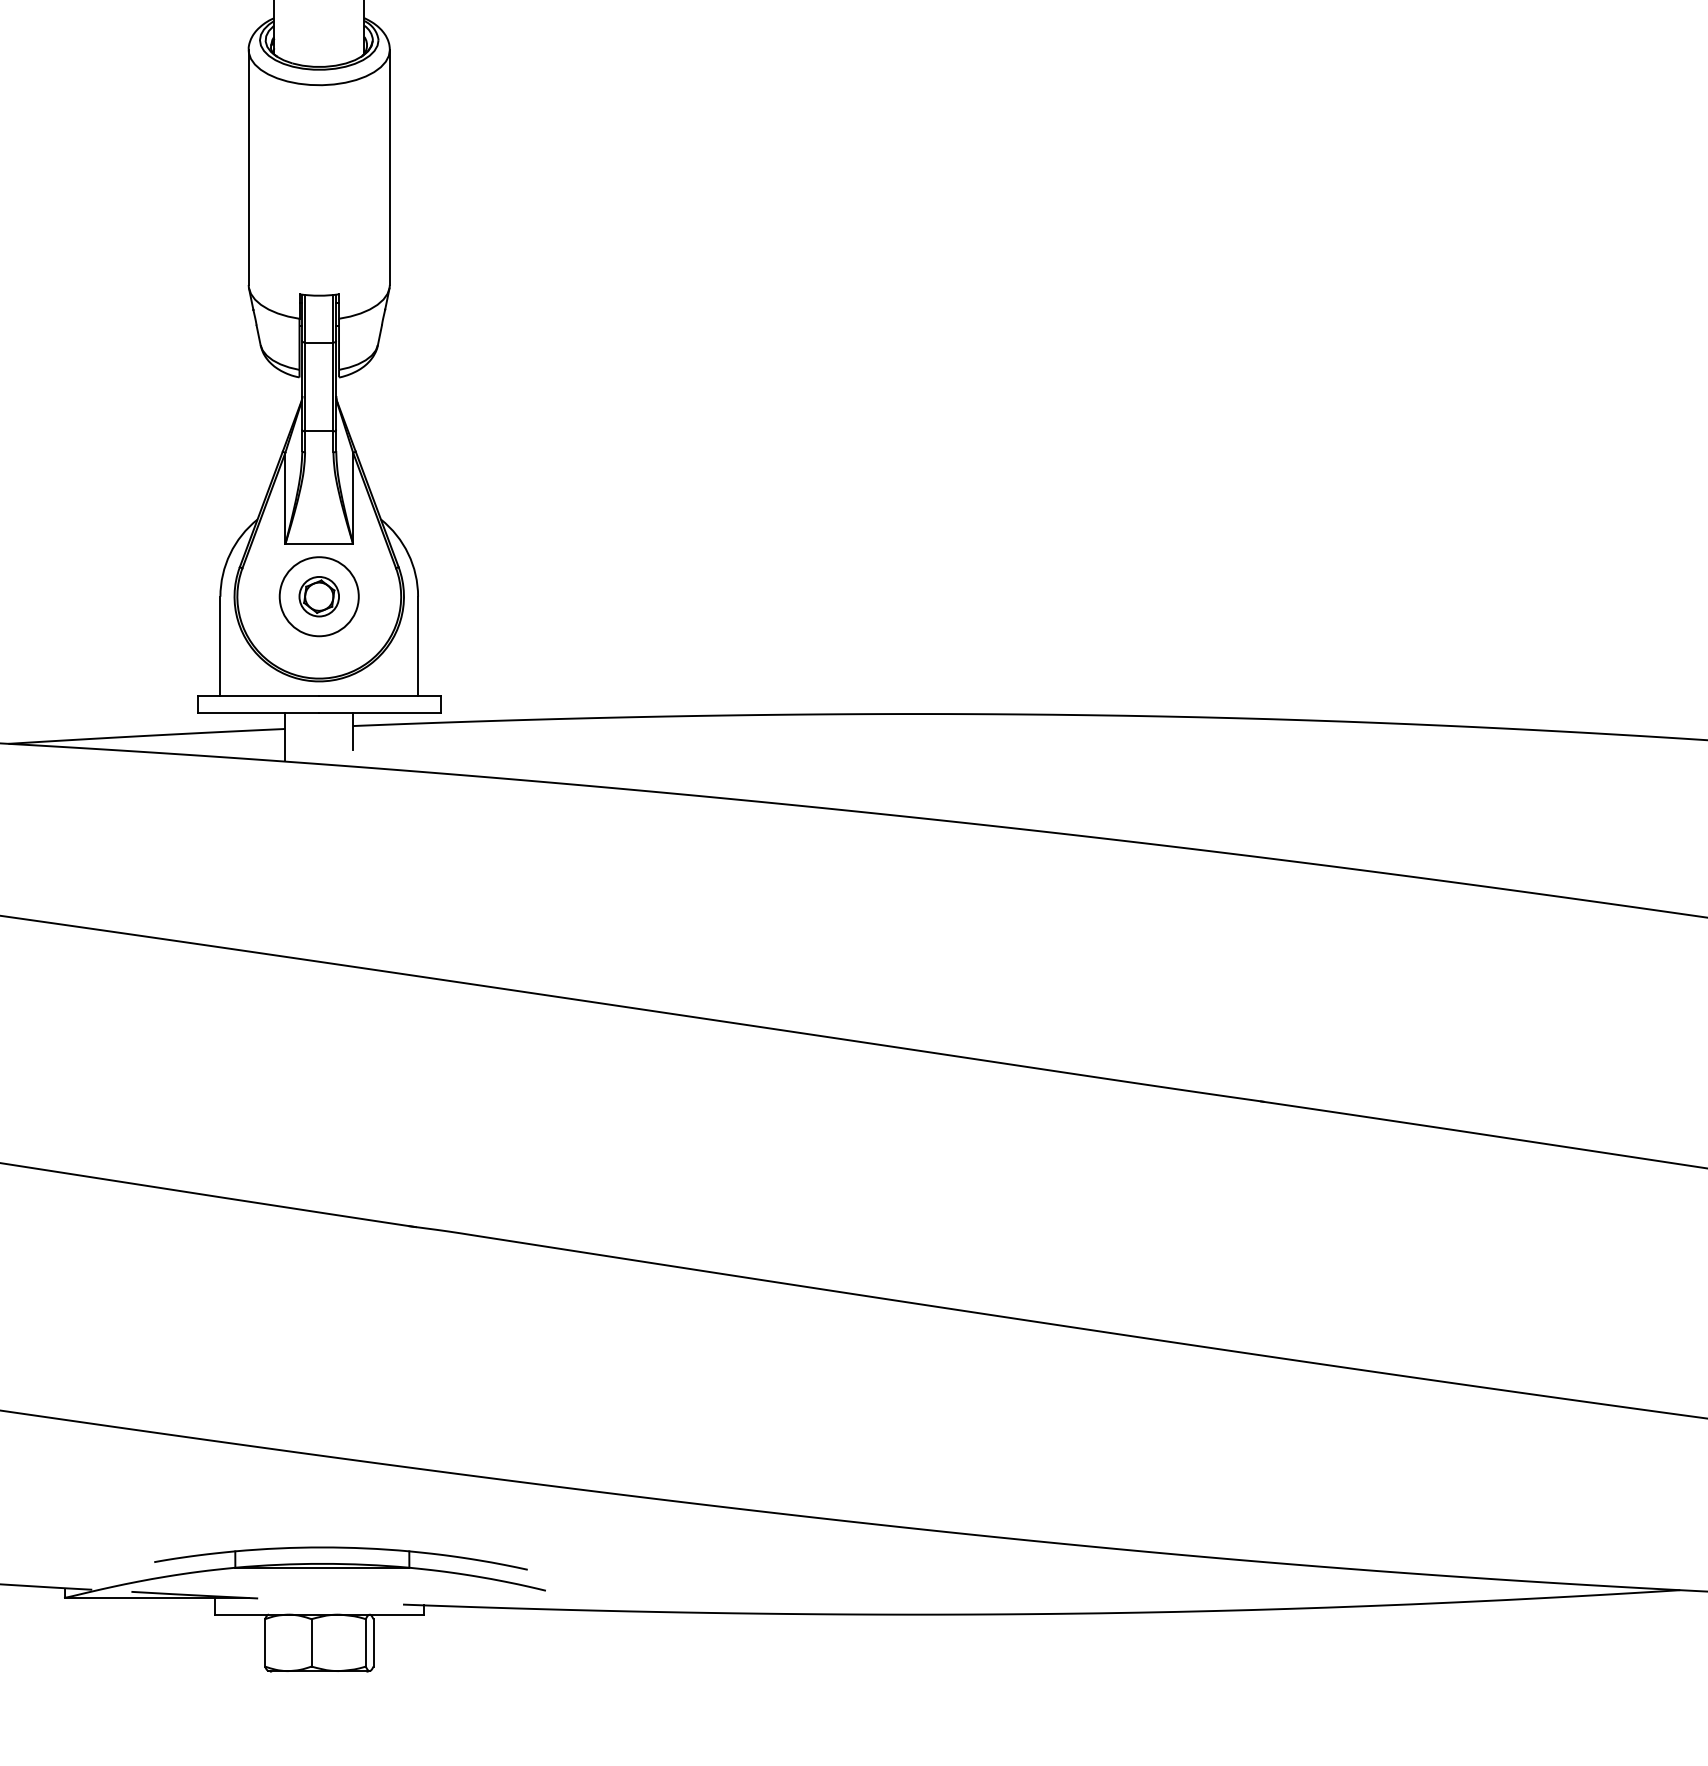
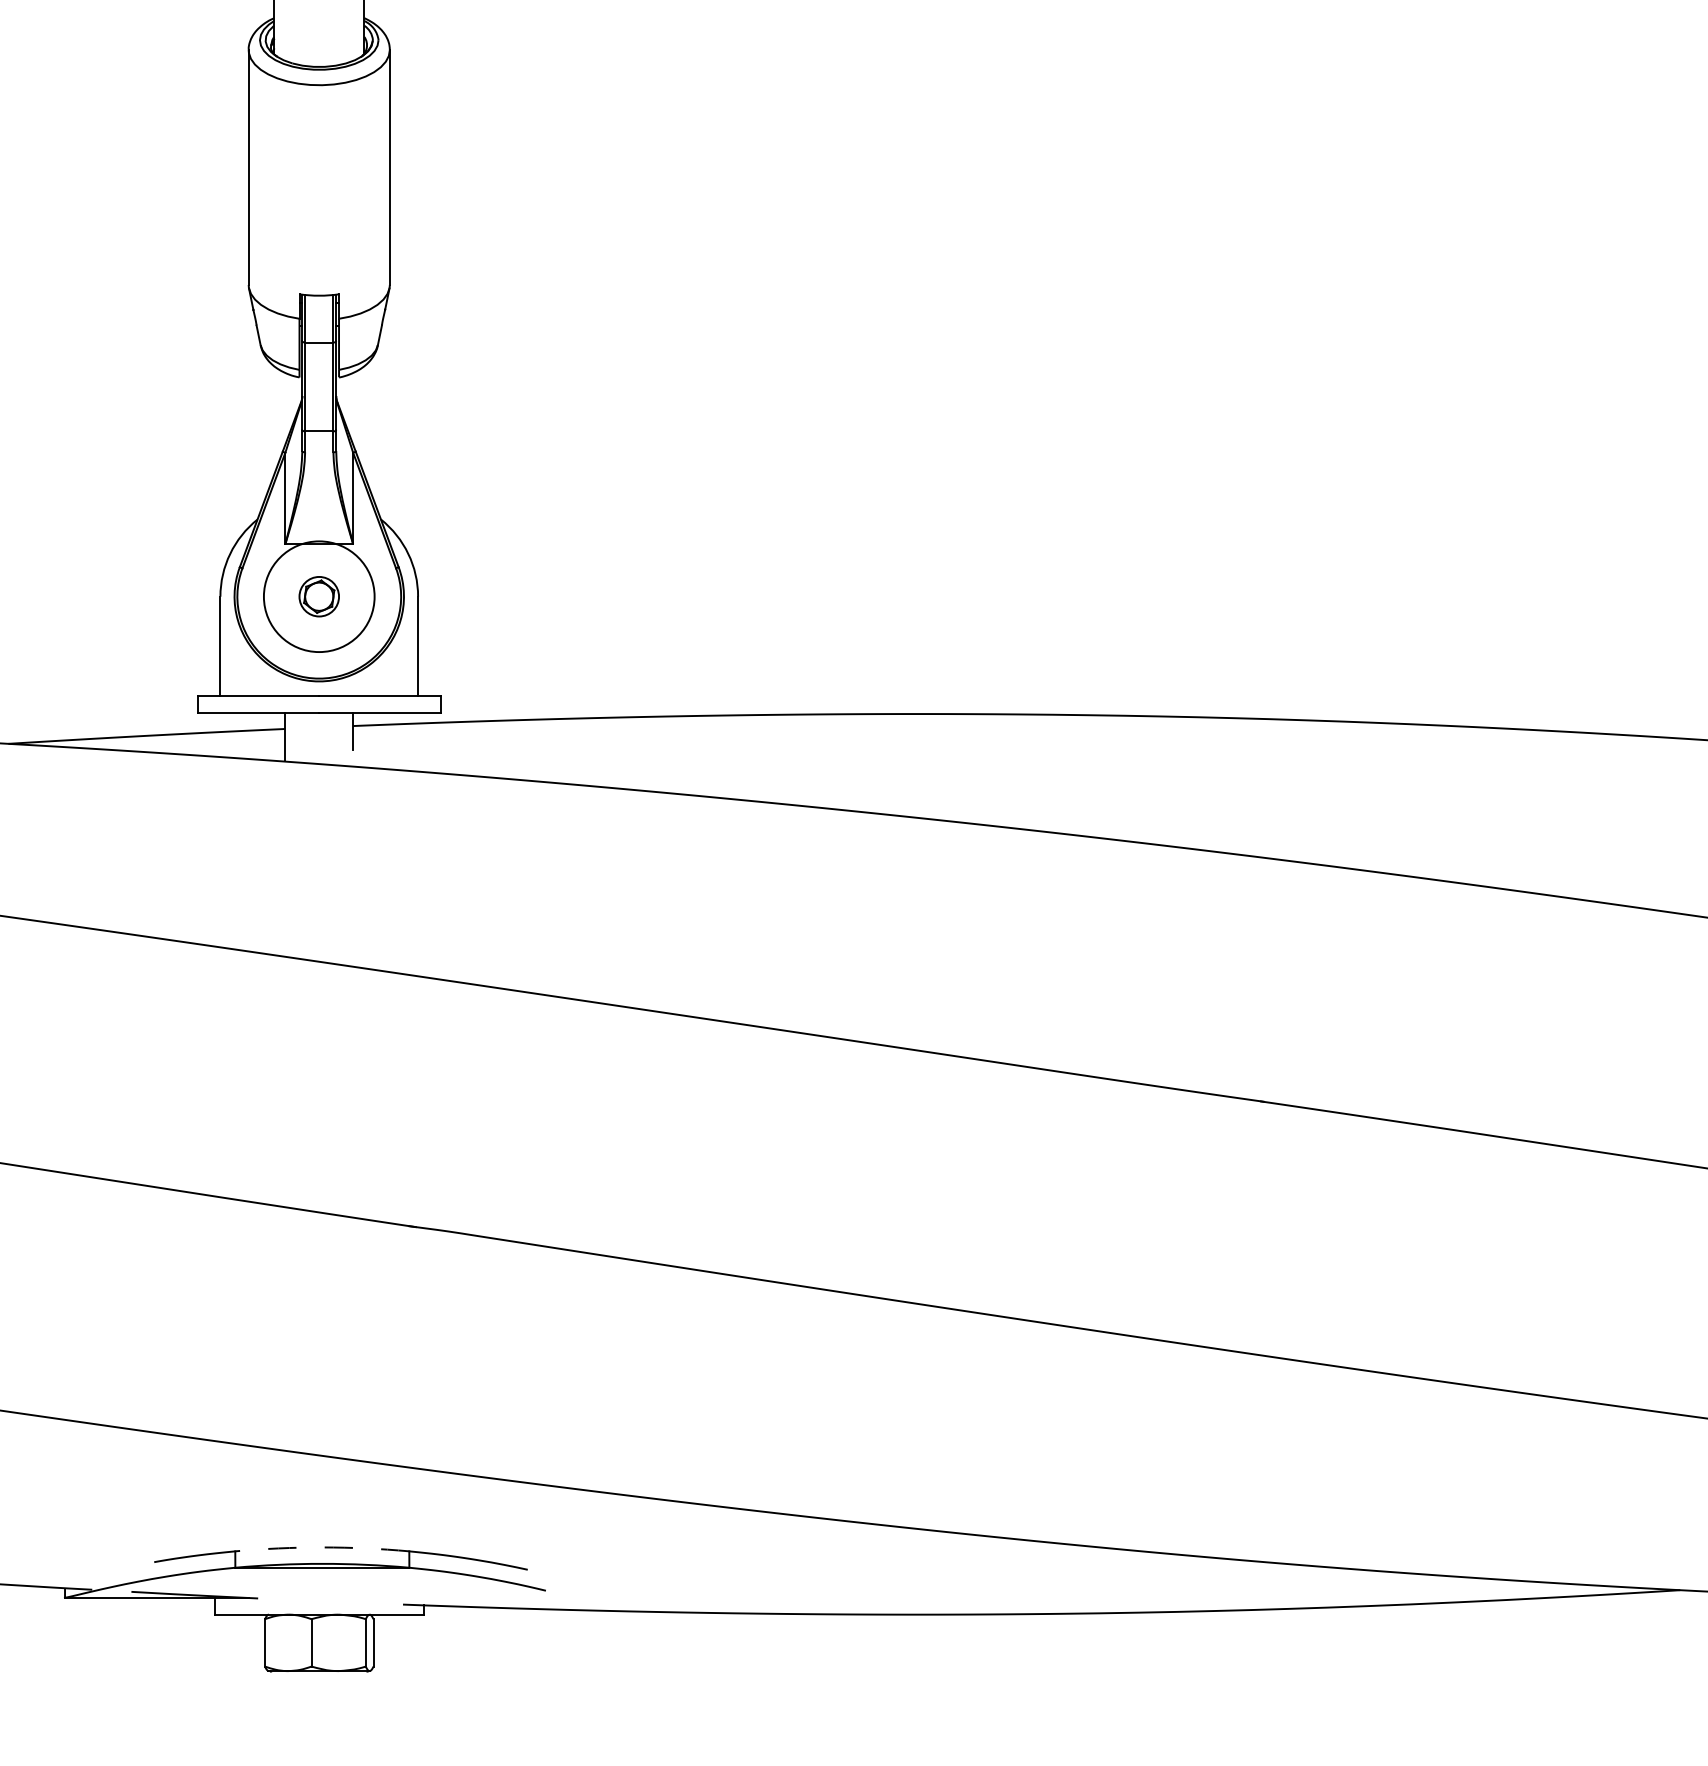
circle diameter: 79 px -> 111 px (318, 596)
arc: solid -> dashed (322, 1547)
